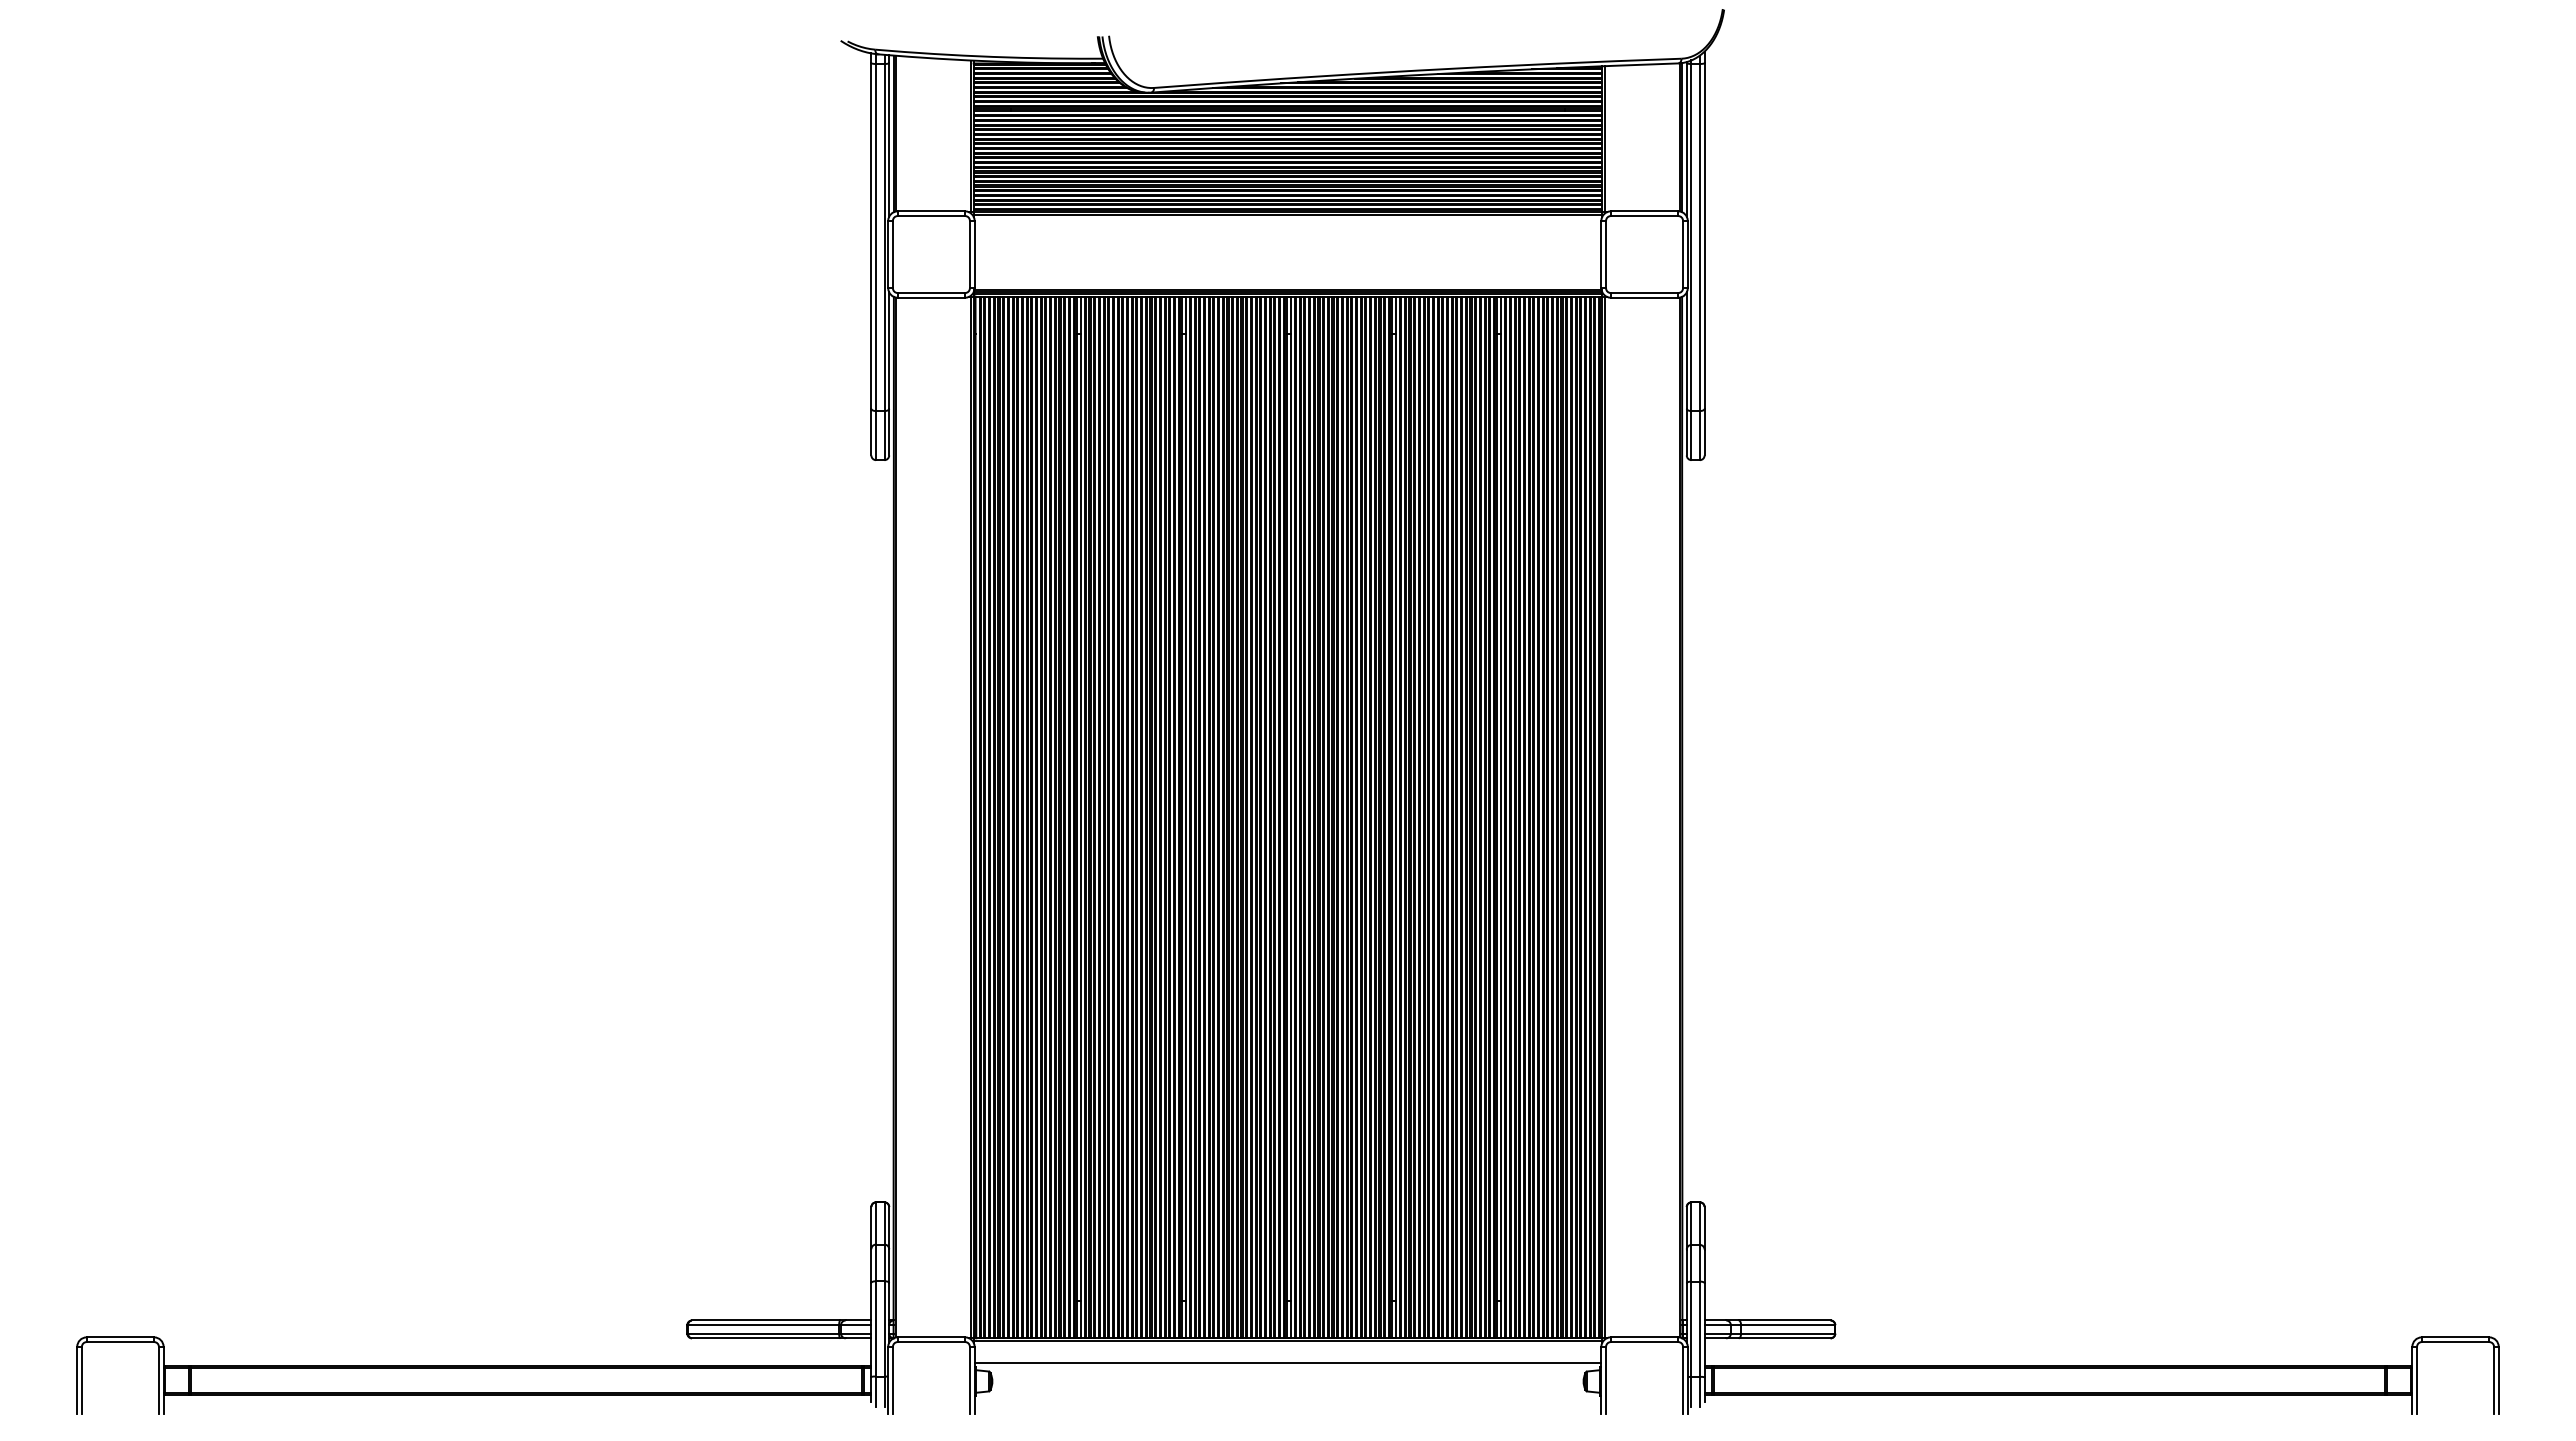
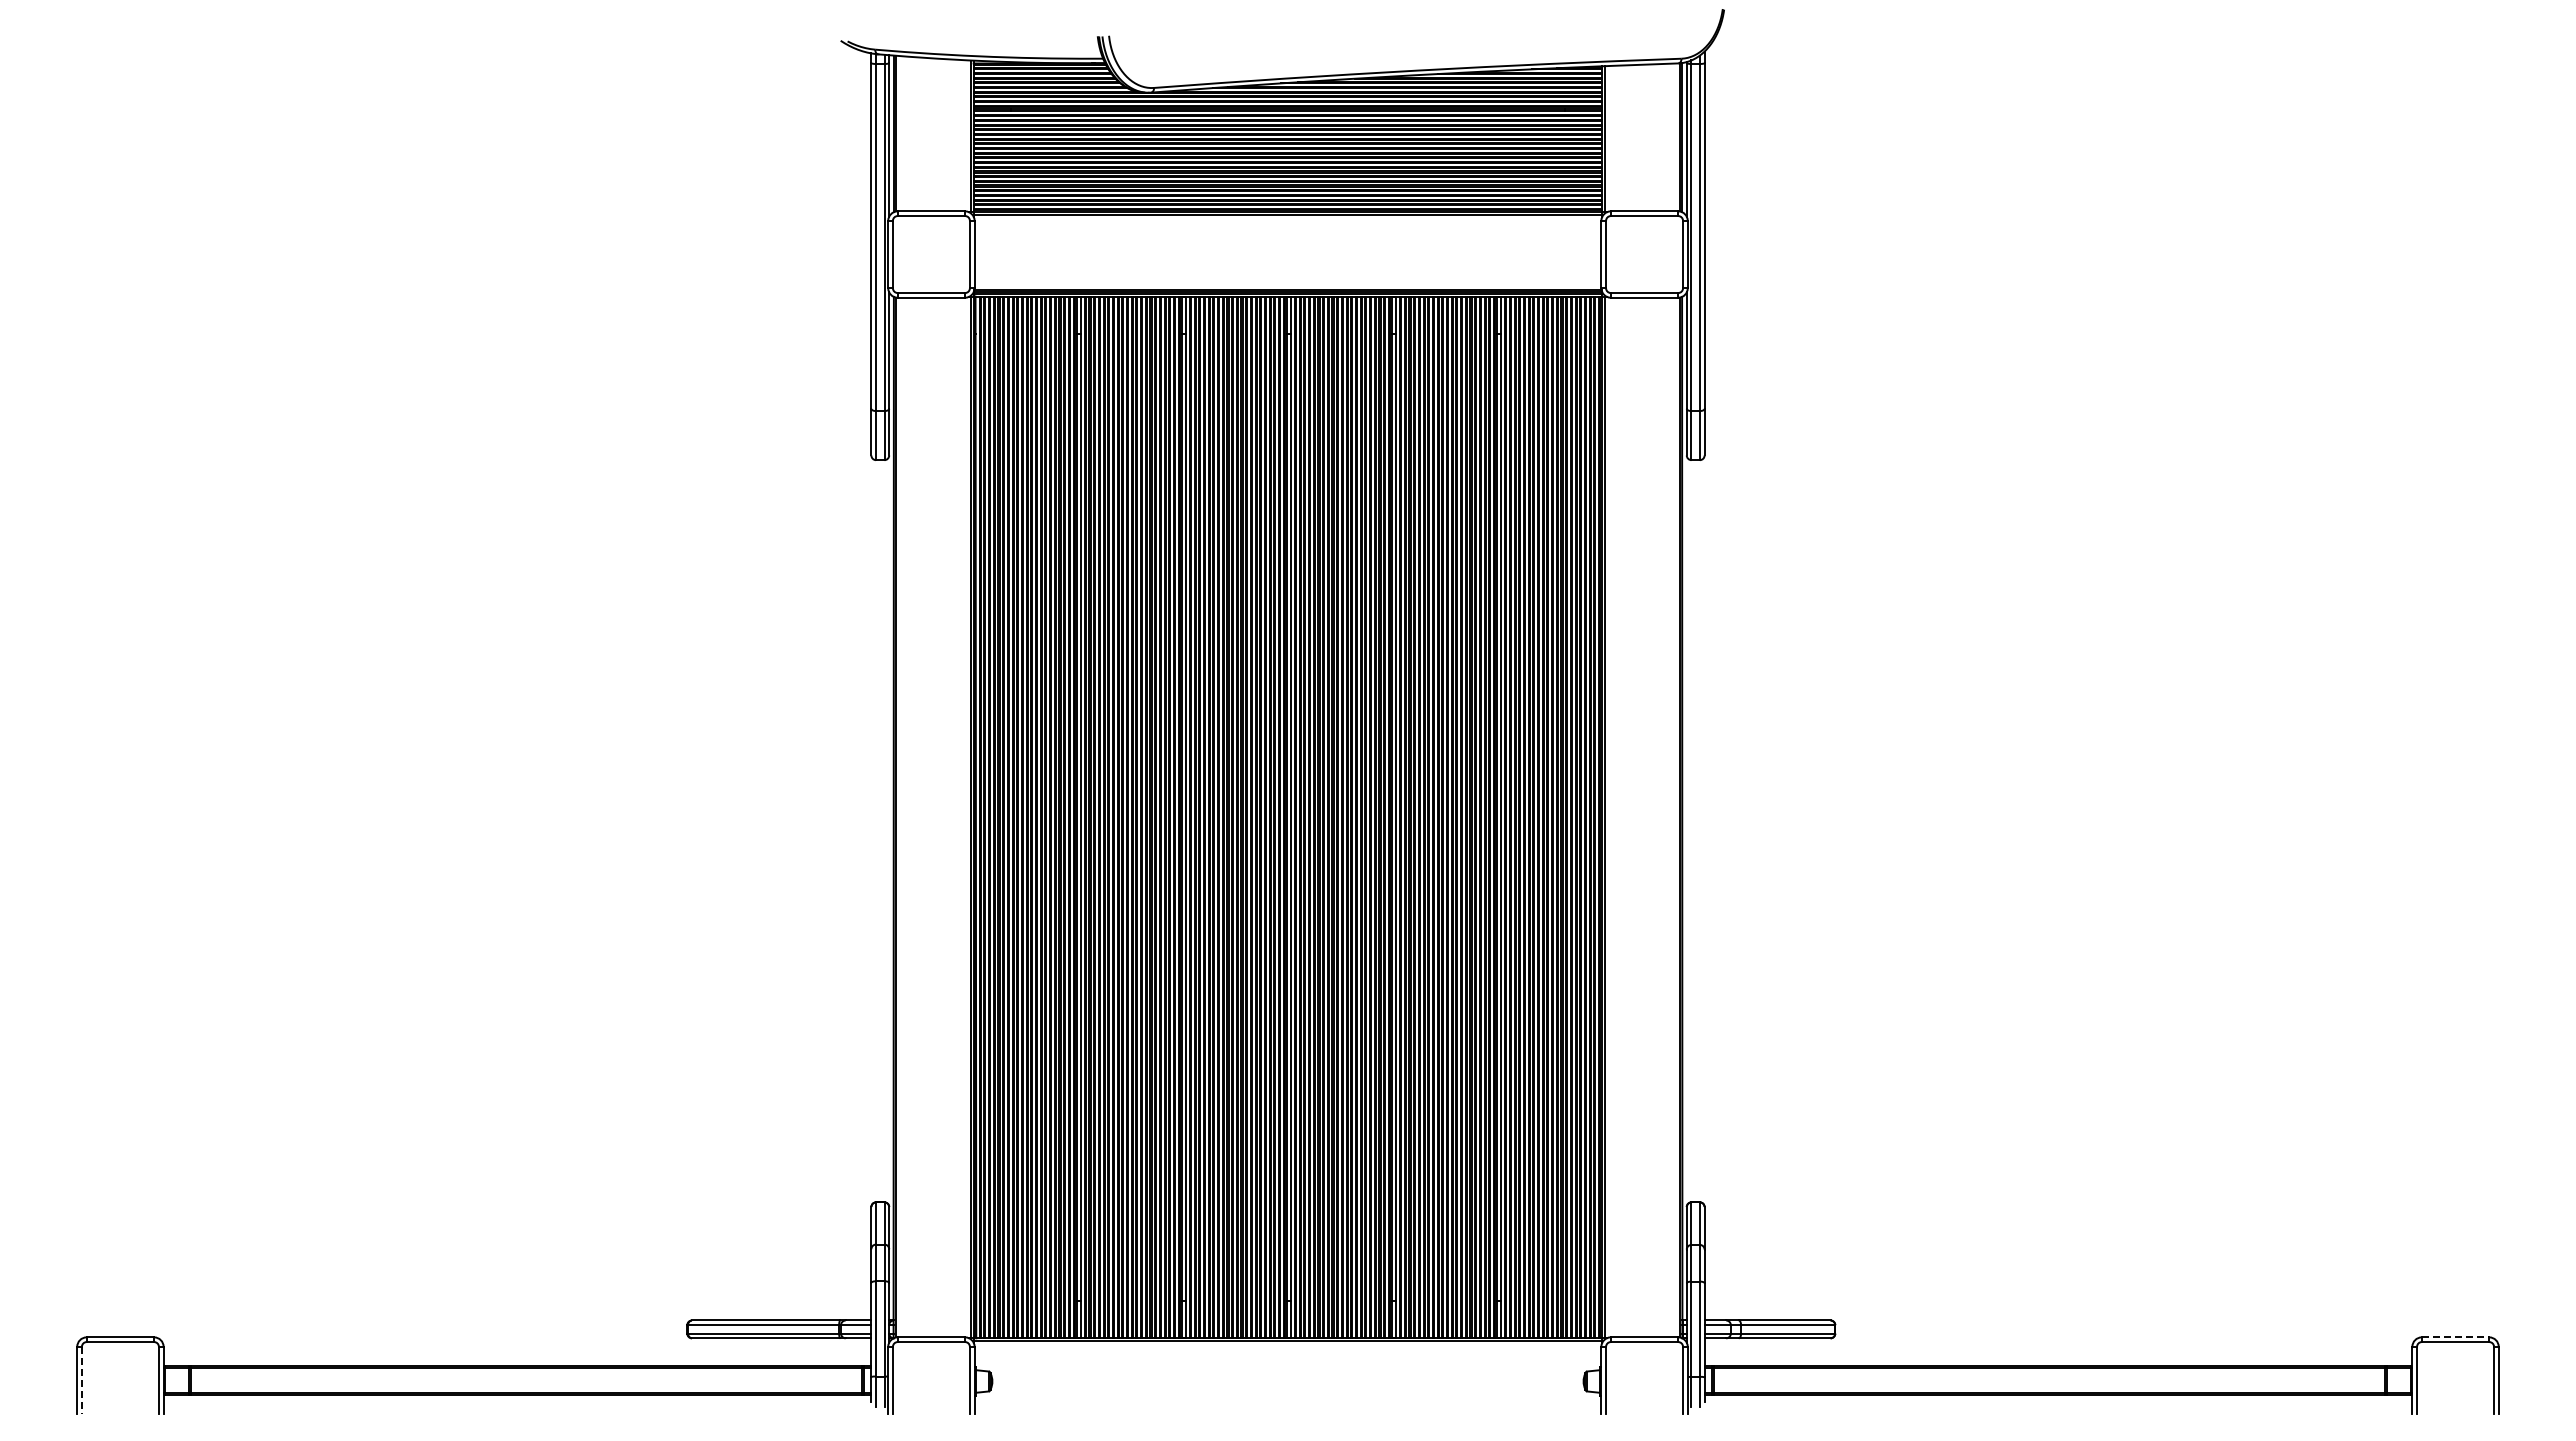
line: solid -> dashed (2455, 1337)
line: present -> none (1287, 1362)
line: solid -> dashed (81, 1380)
